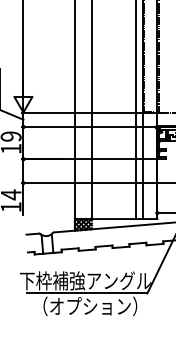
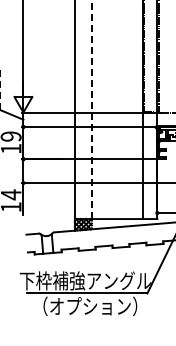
line: solid -> dashed (0, 89)
line: solid -> dashed (91, 109)
line: present -> none (136, 110)
